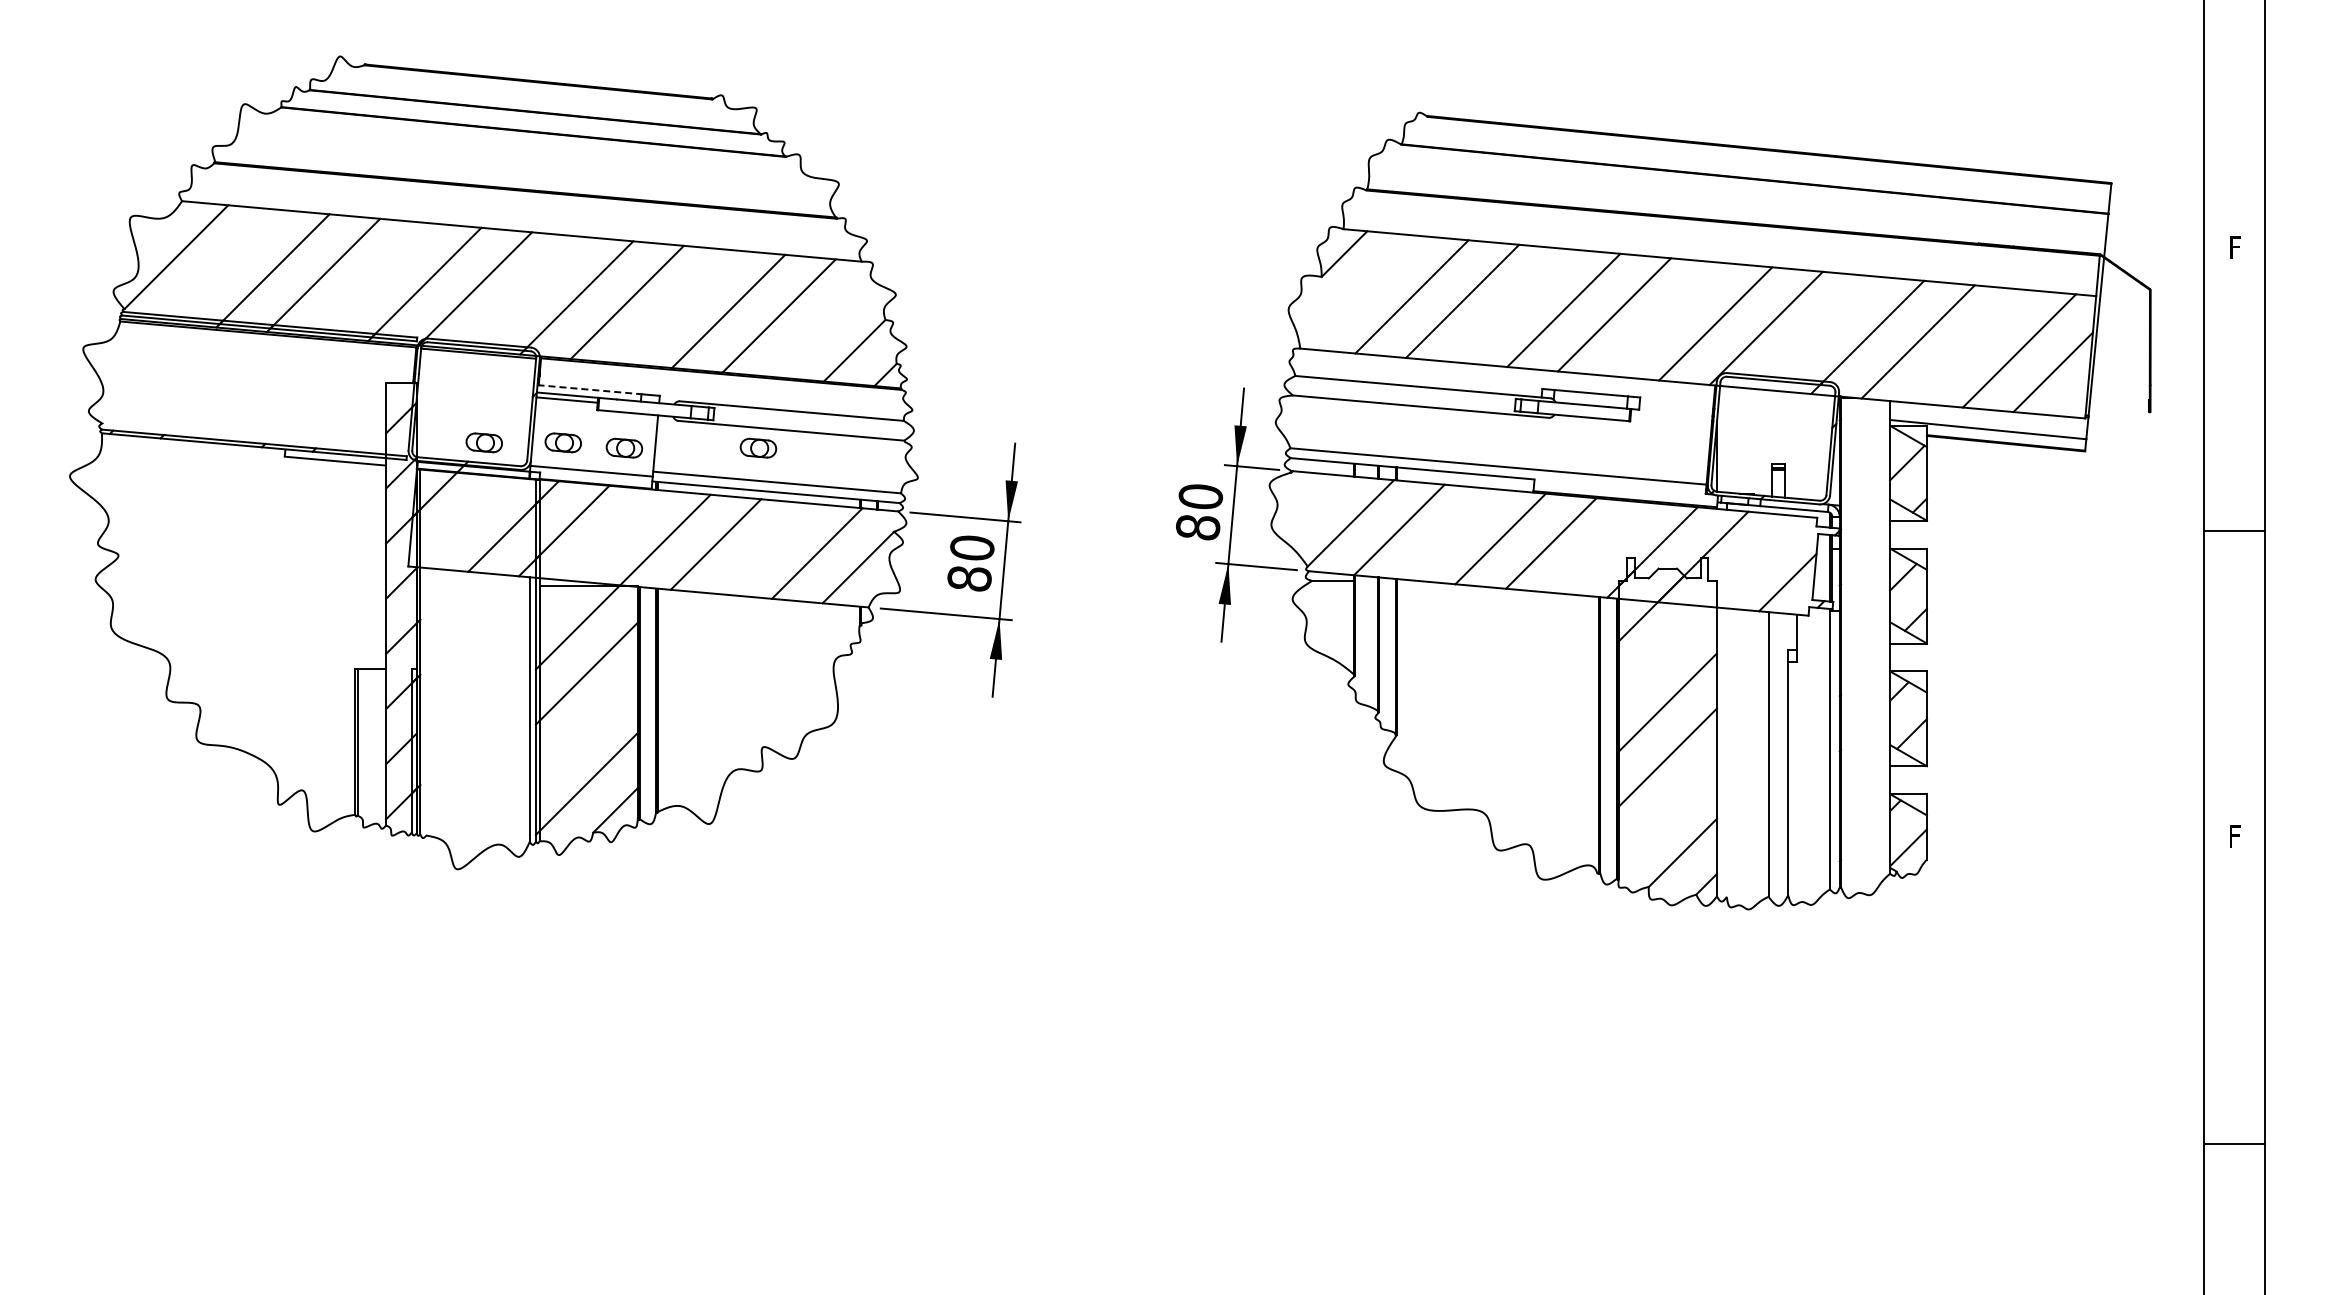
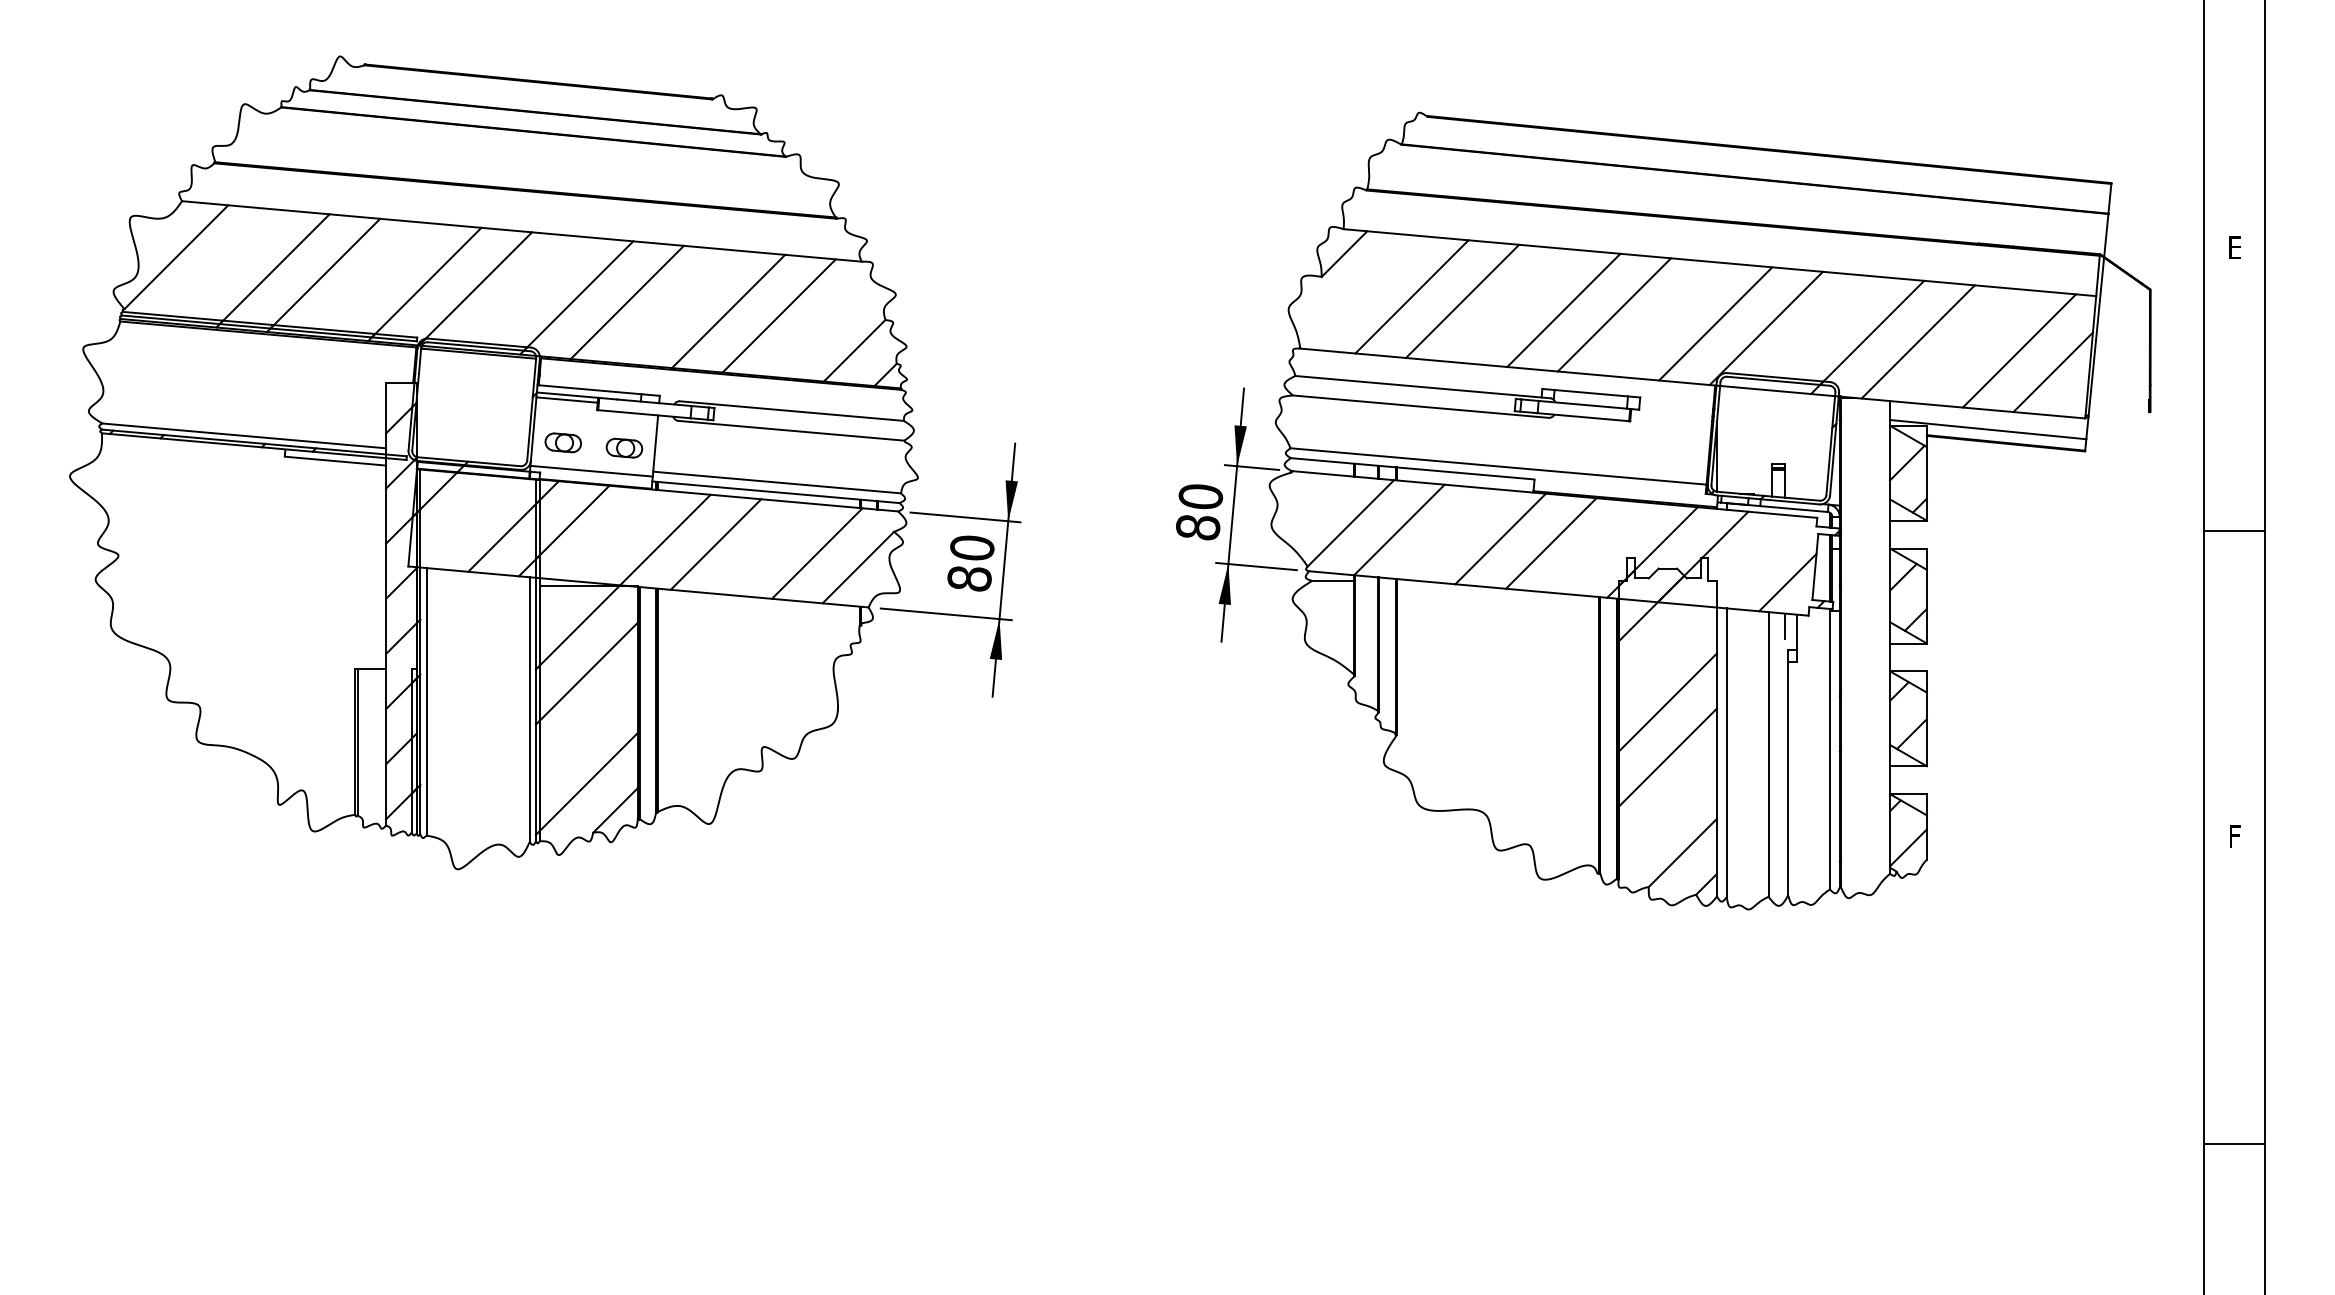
text: F -> E (2234, 247)
line: dashed -> solid (590, 389)
line: none -> present (244, 435)
part: present -> none (483, 442)
part: present -> none (758, 447)
line: none -> present (1784, 626)
line: none -> present (426, 701)
line: none -> present (1726, 752)
